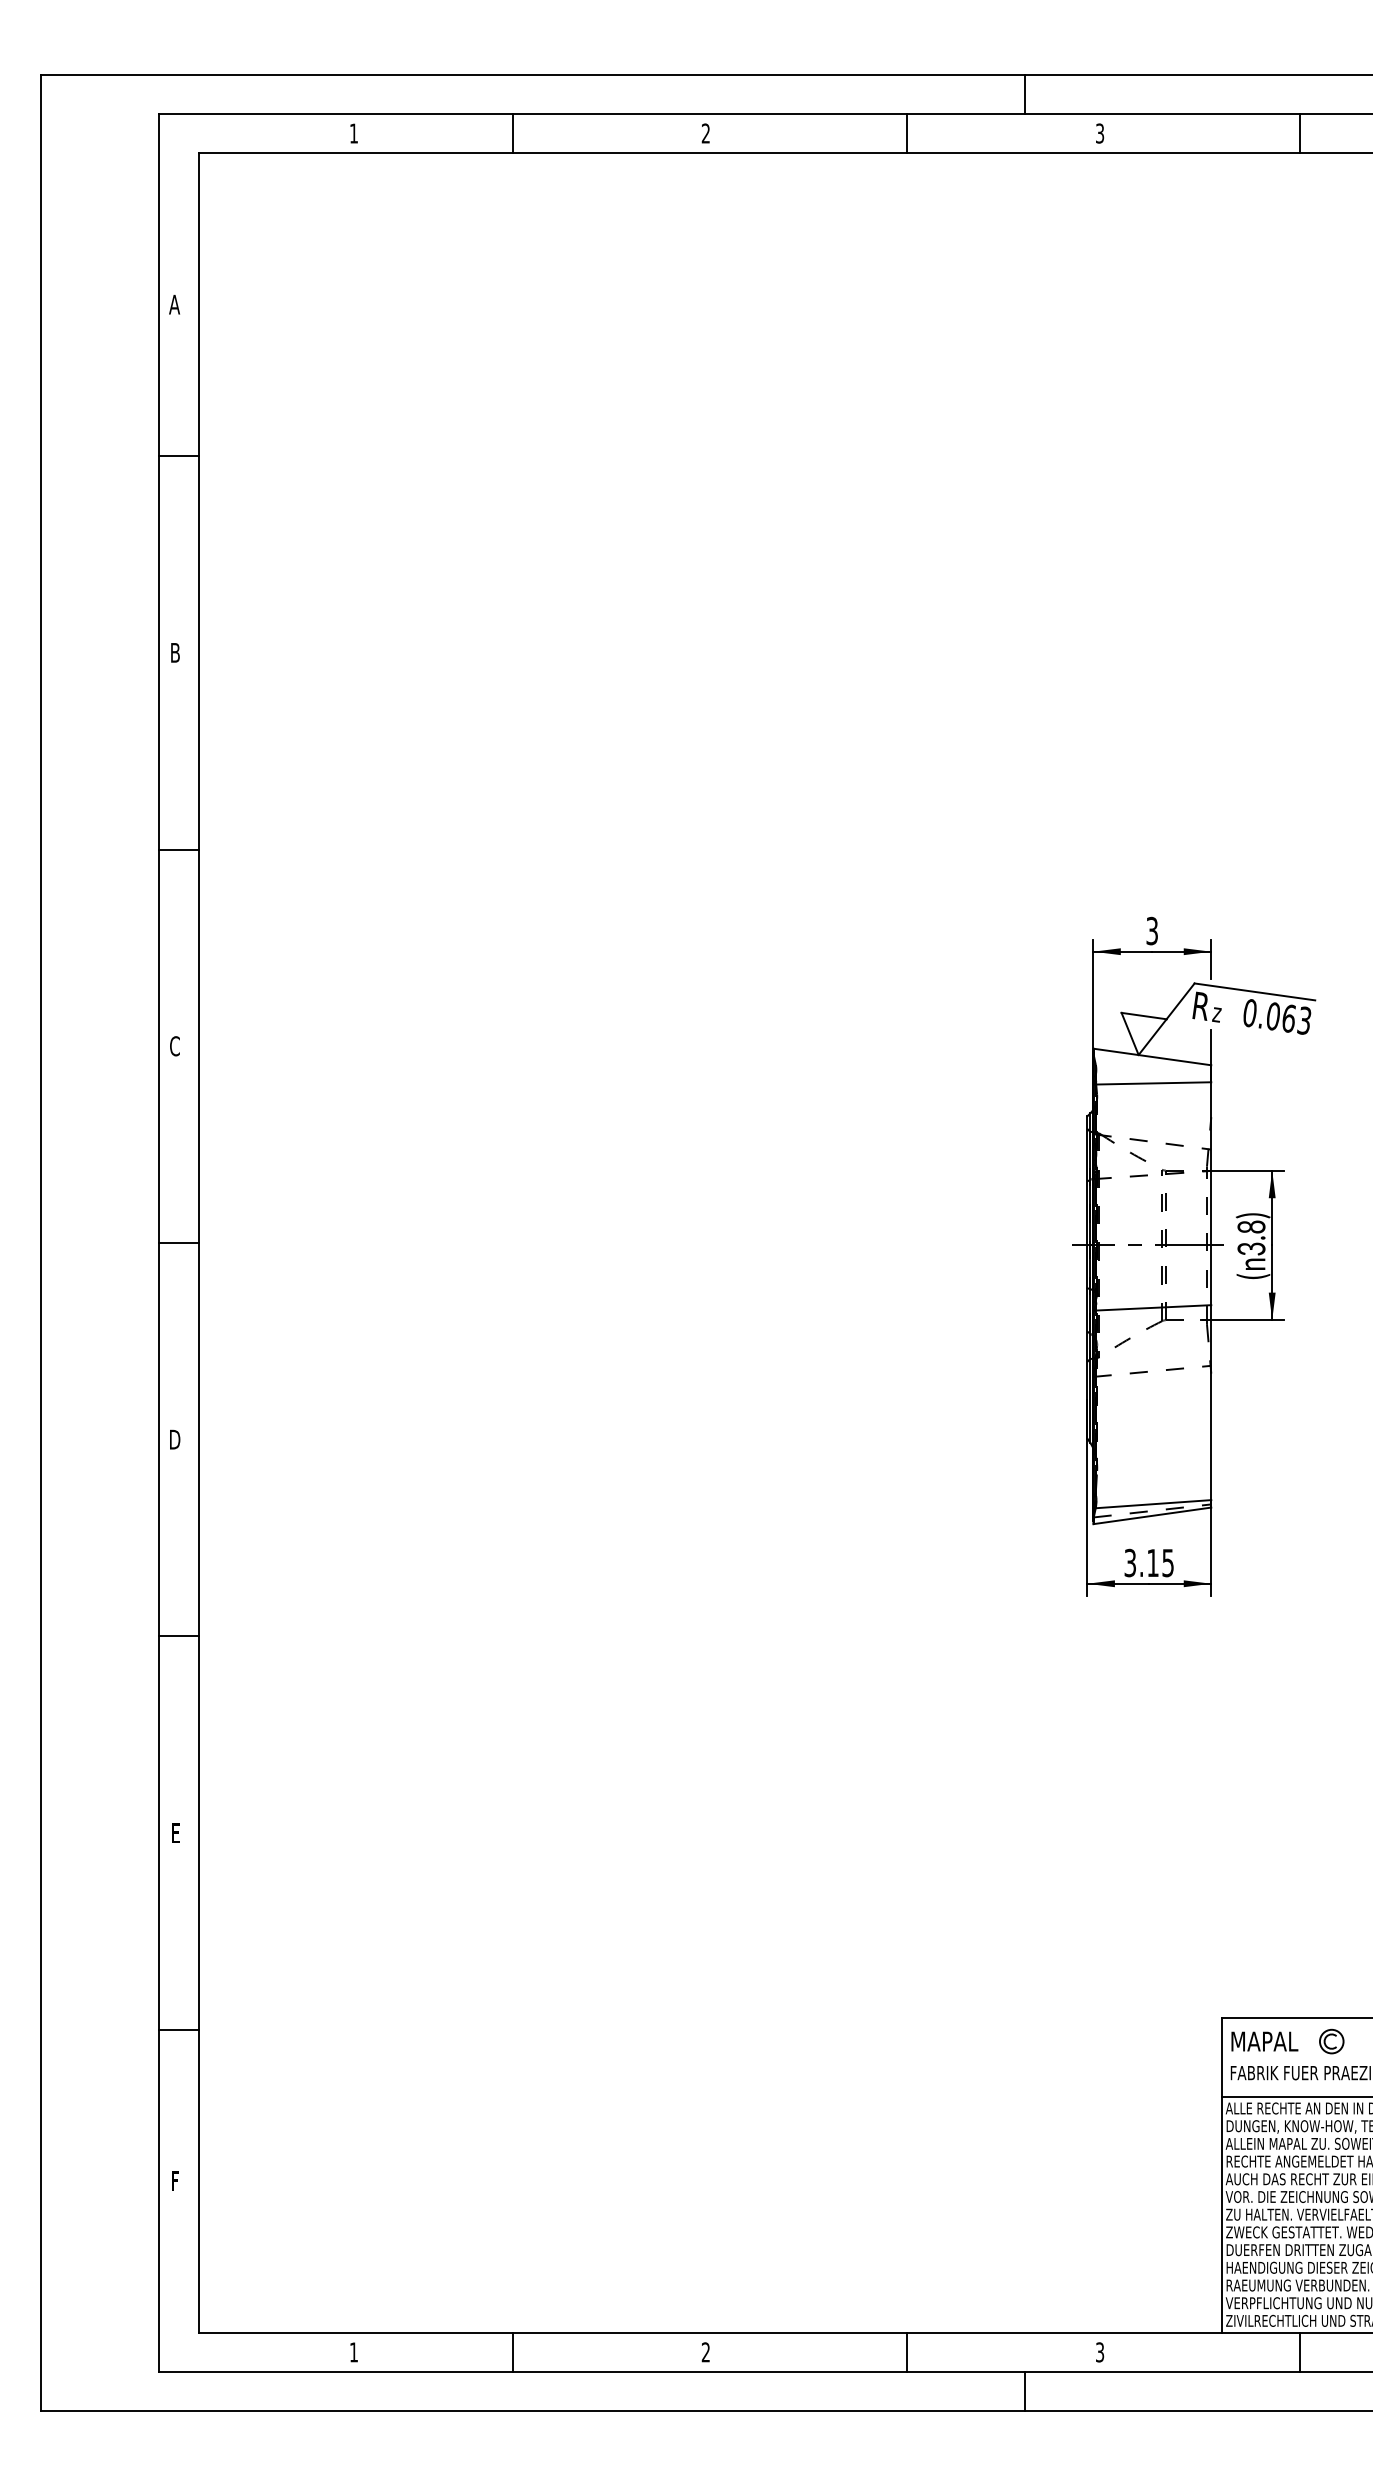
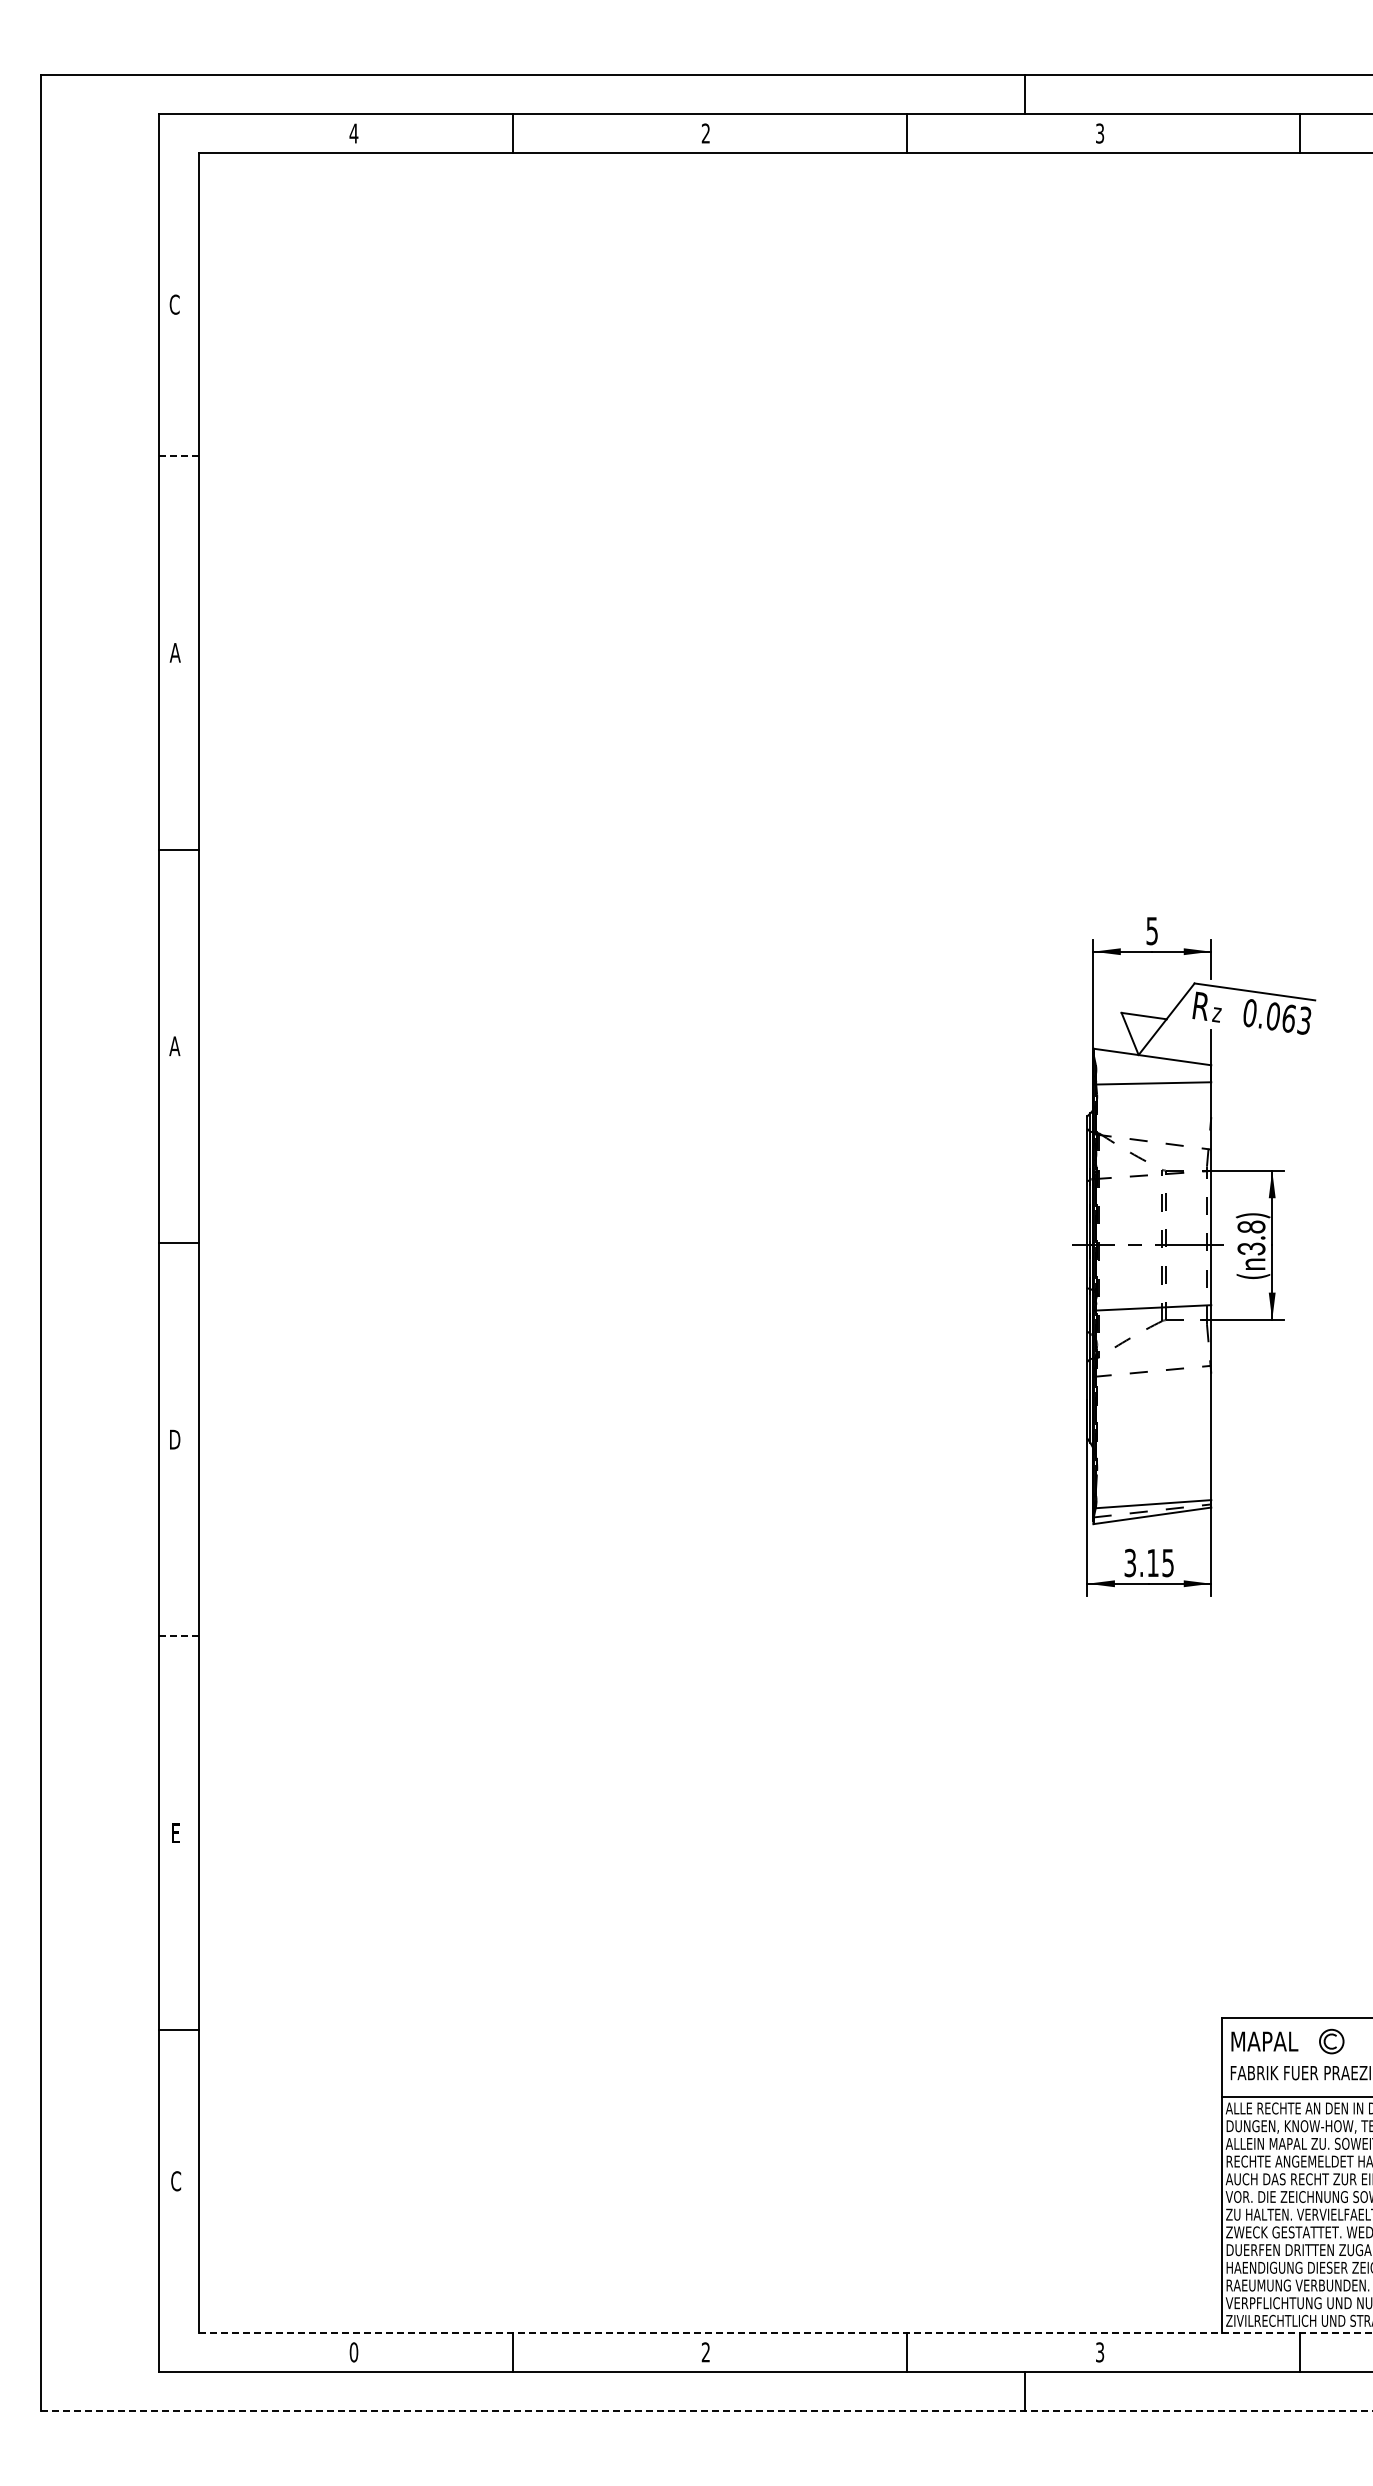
text: 1 -> 4 (353, 133)
text: A -> C (174, 304)
line: solid -> dashed (179, 456)
text: B -> A (174, 652)
text: 3 -> 5 (1152, 930)
text: C -> A (174, 1046)
line: solid -> dashed (179, 1636)
text: F -> C (176, 2181)
line: solid -> dashed (785, 2332)
text: 1 -> 0 (353, 2352)
line: solid -> dashed (707, 2411)
